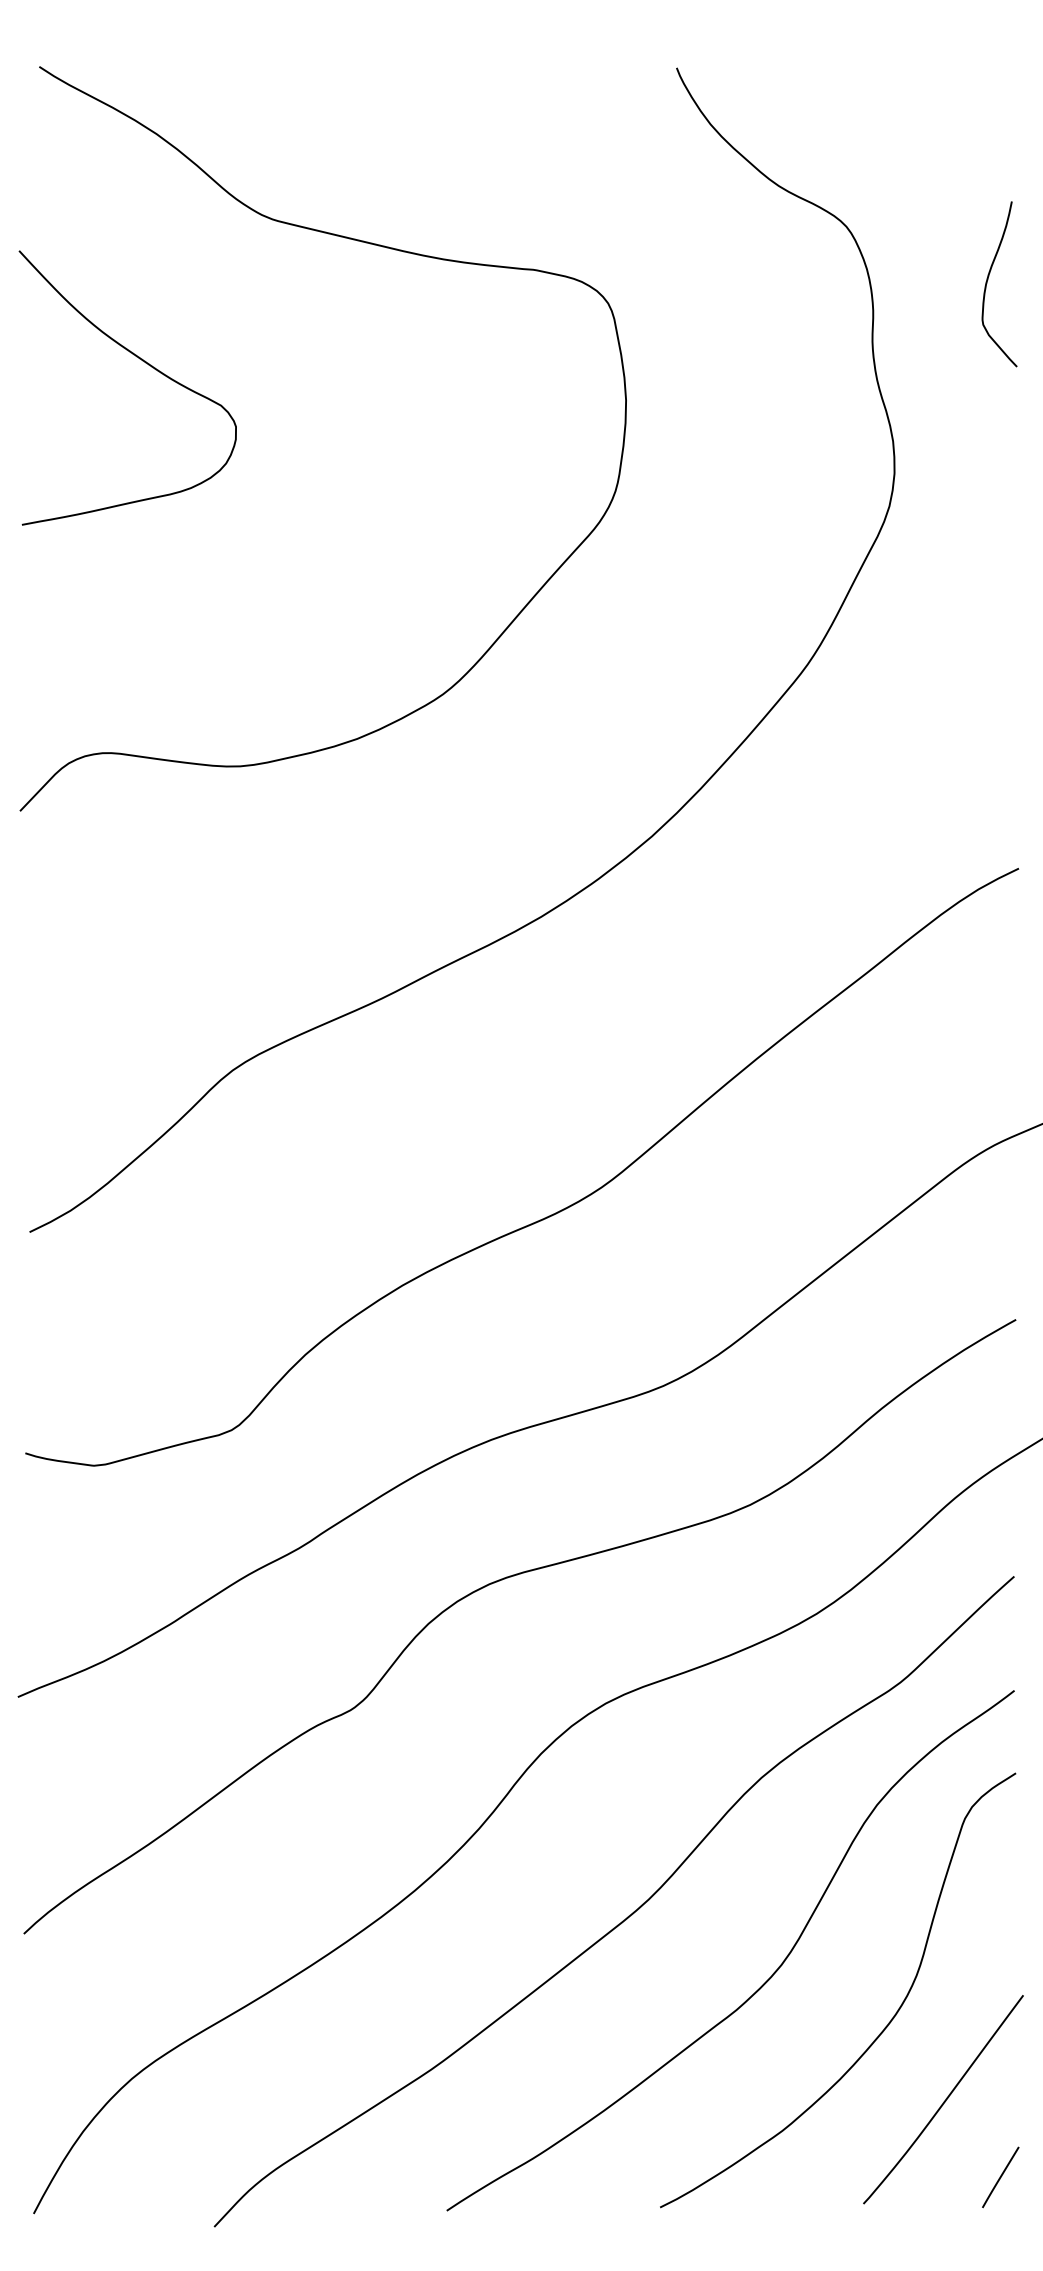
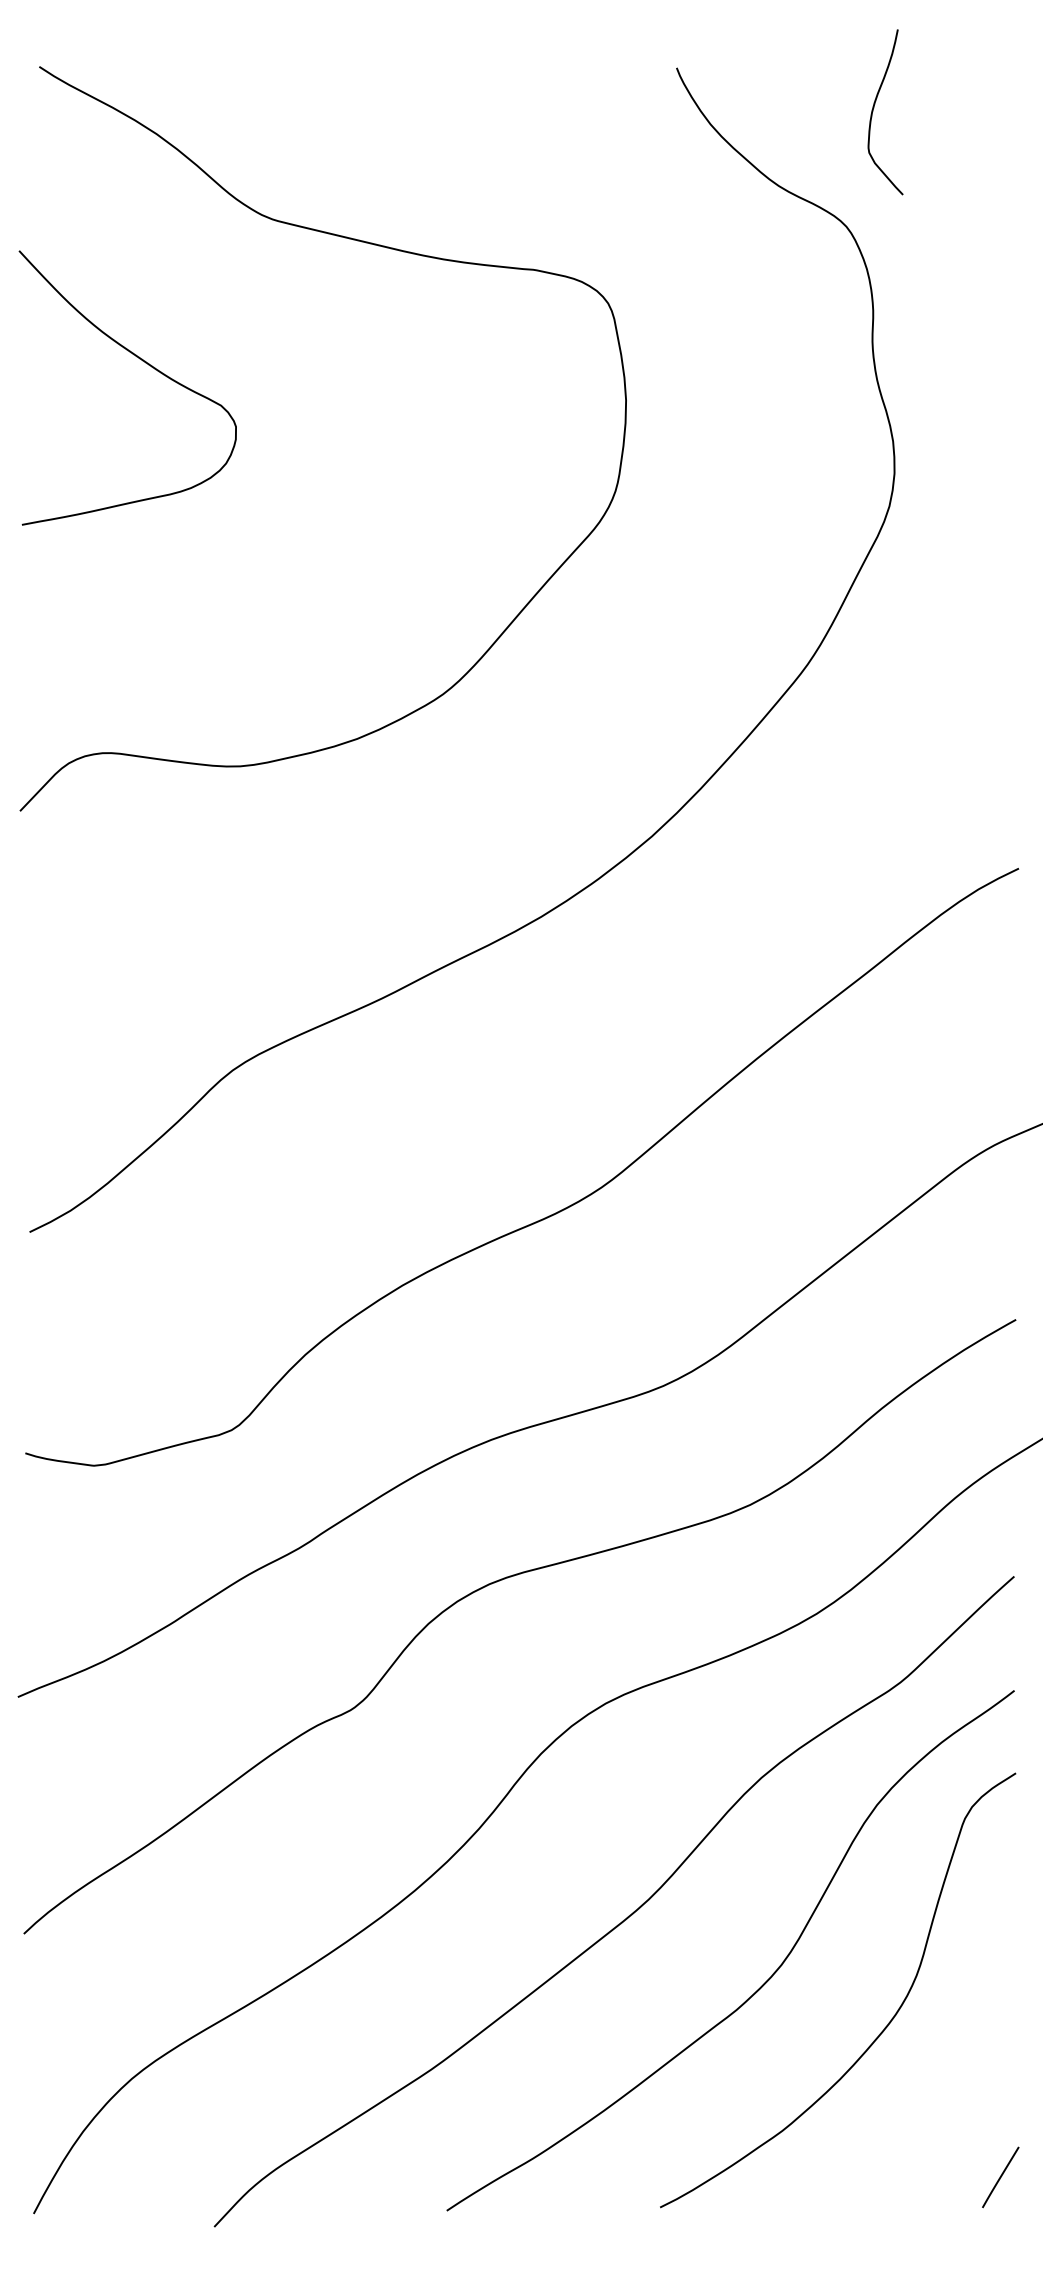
curve position: (988, 280) -> (874, 108) (874, 108)
curve: present -> none (944, 2100)
